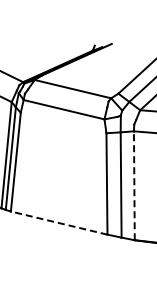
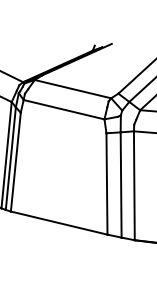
line: dashed -> solid (134, 185)
line: dashed -> solid (59, 223)
